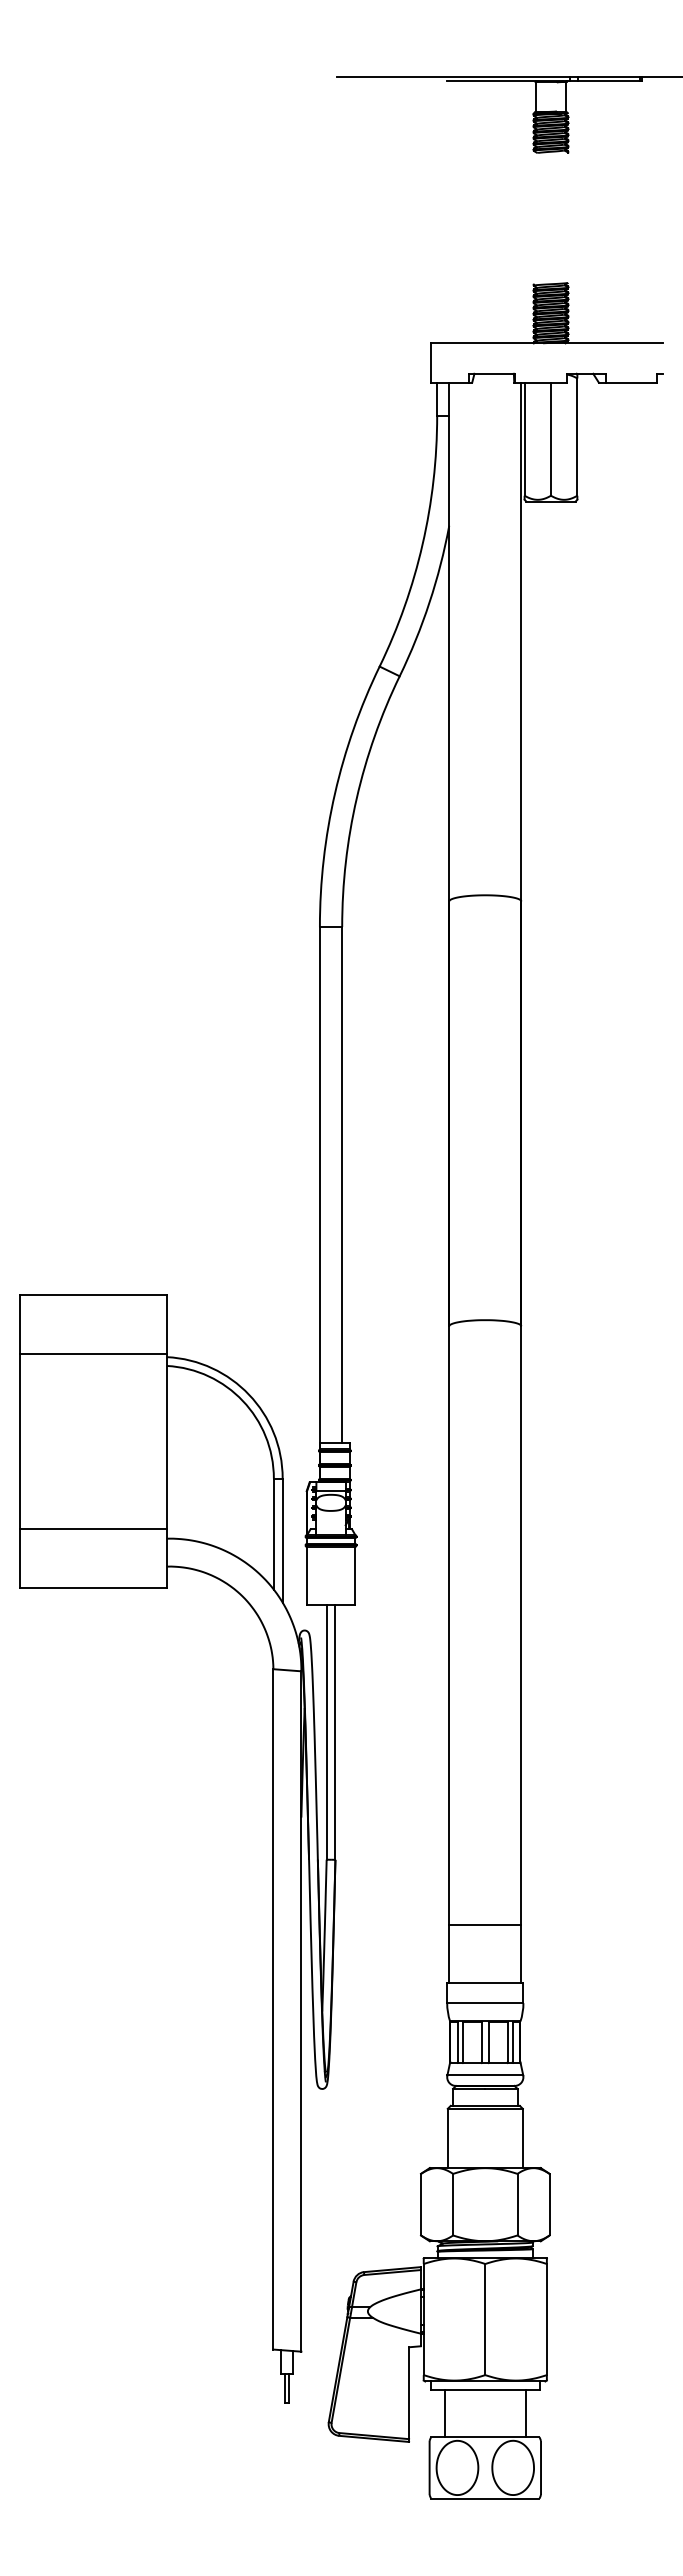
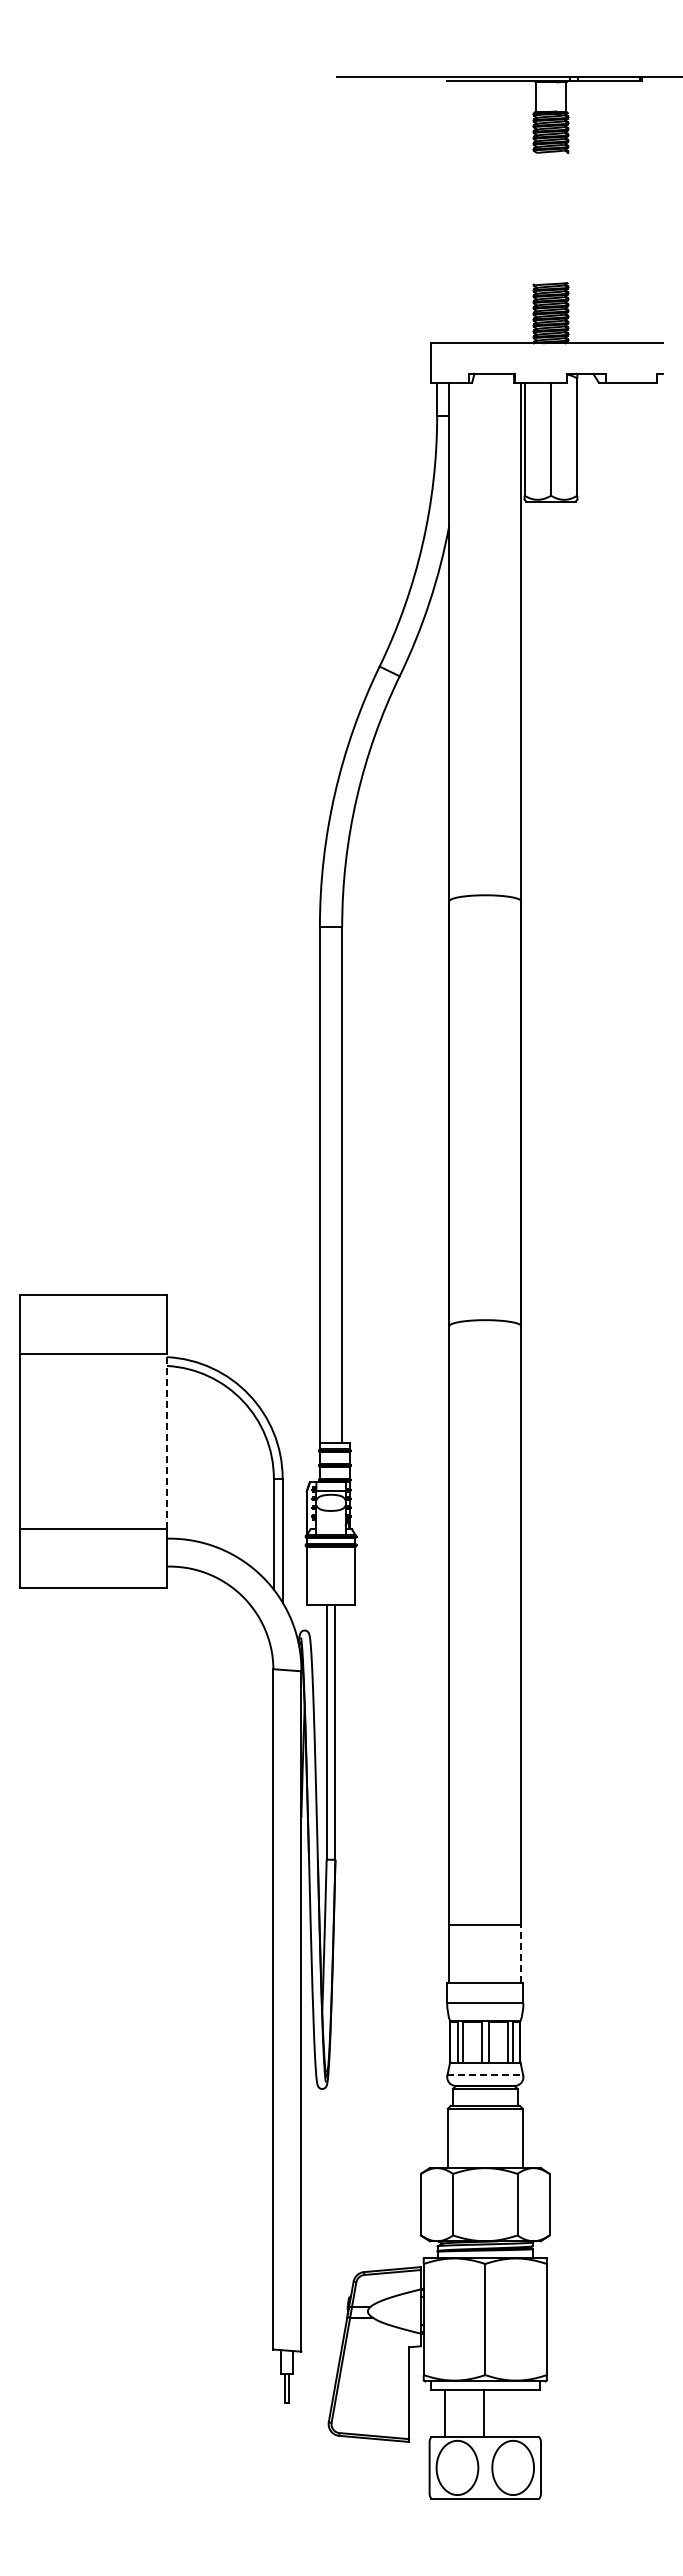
line: solid -> dashed (166, 1441)
line: solid -> dashed (521, 1953)
line: solid -> dashed (485, 2075)
line position: (526, 2413) -> (484, 2413) (484, 2413)
